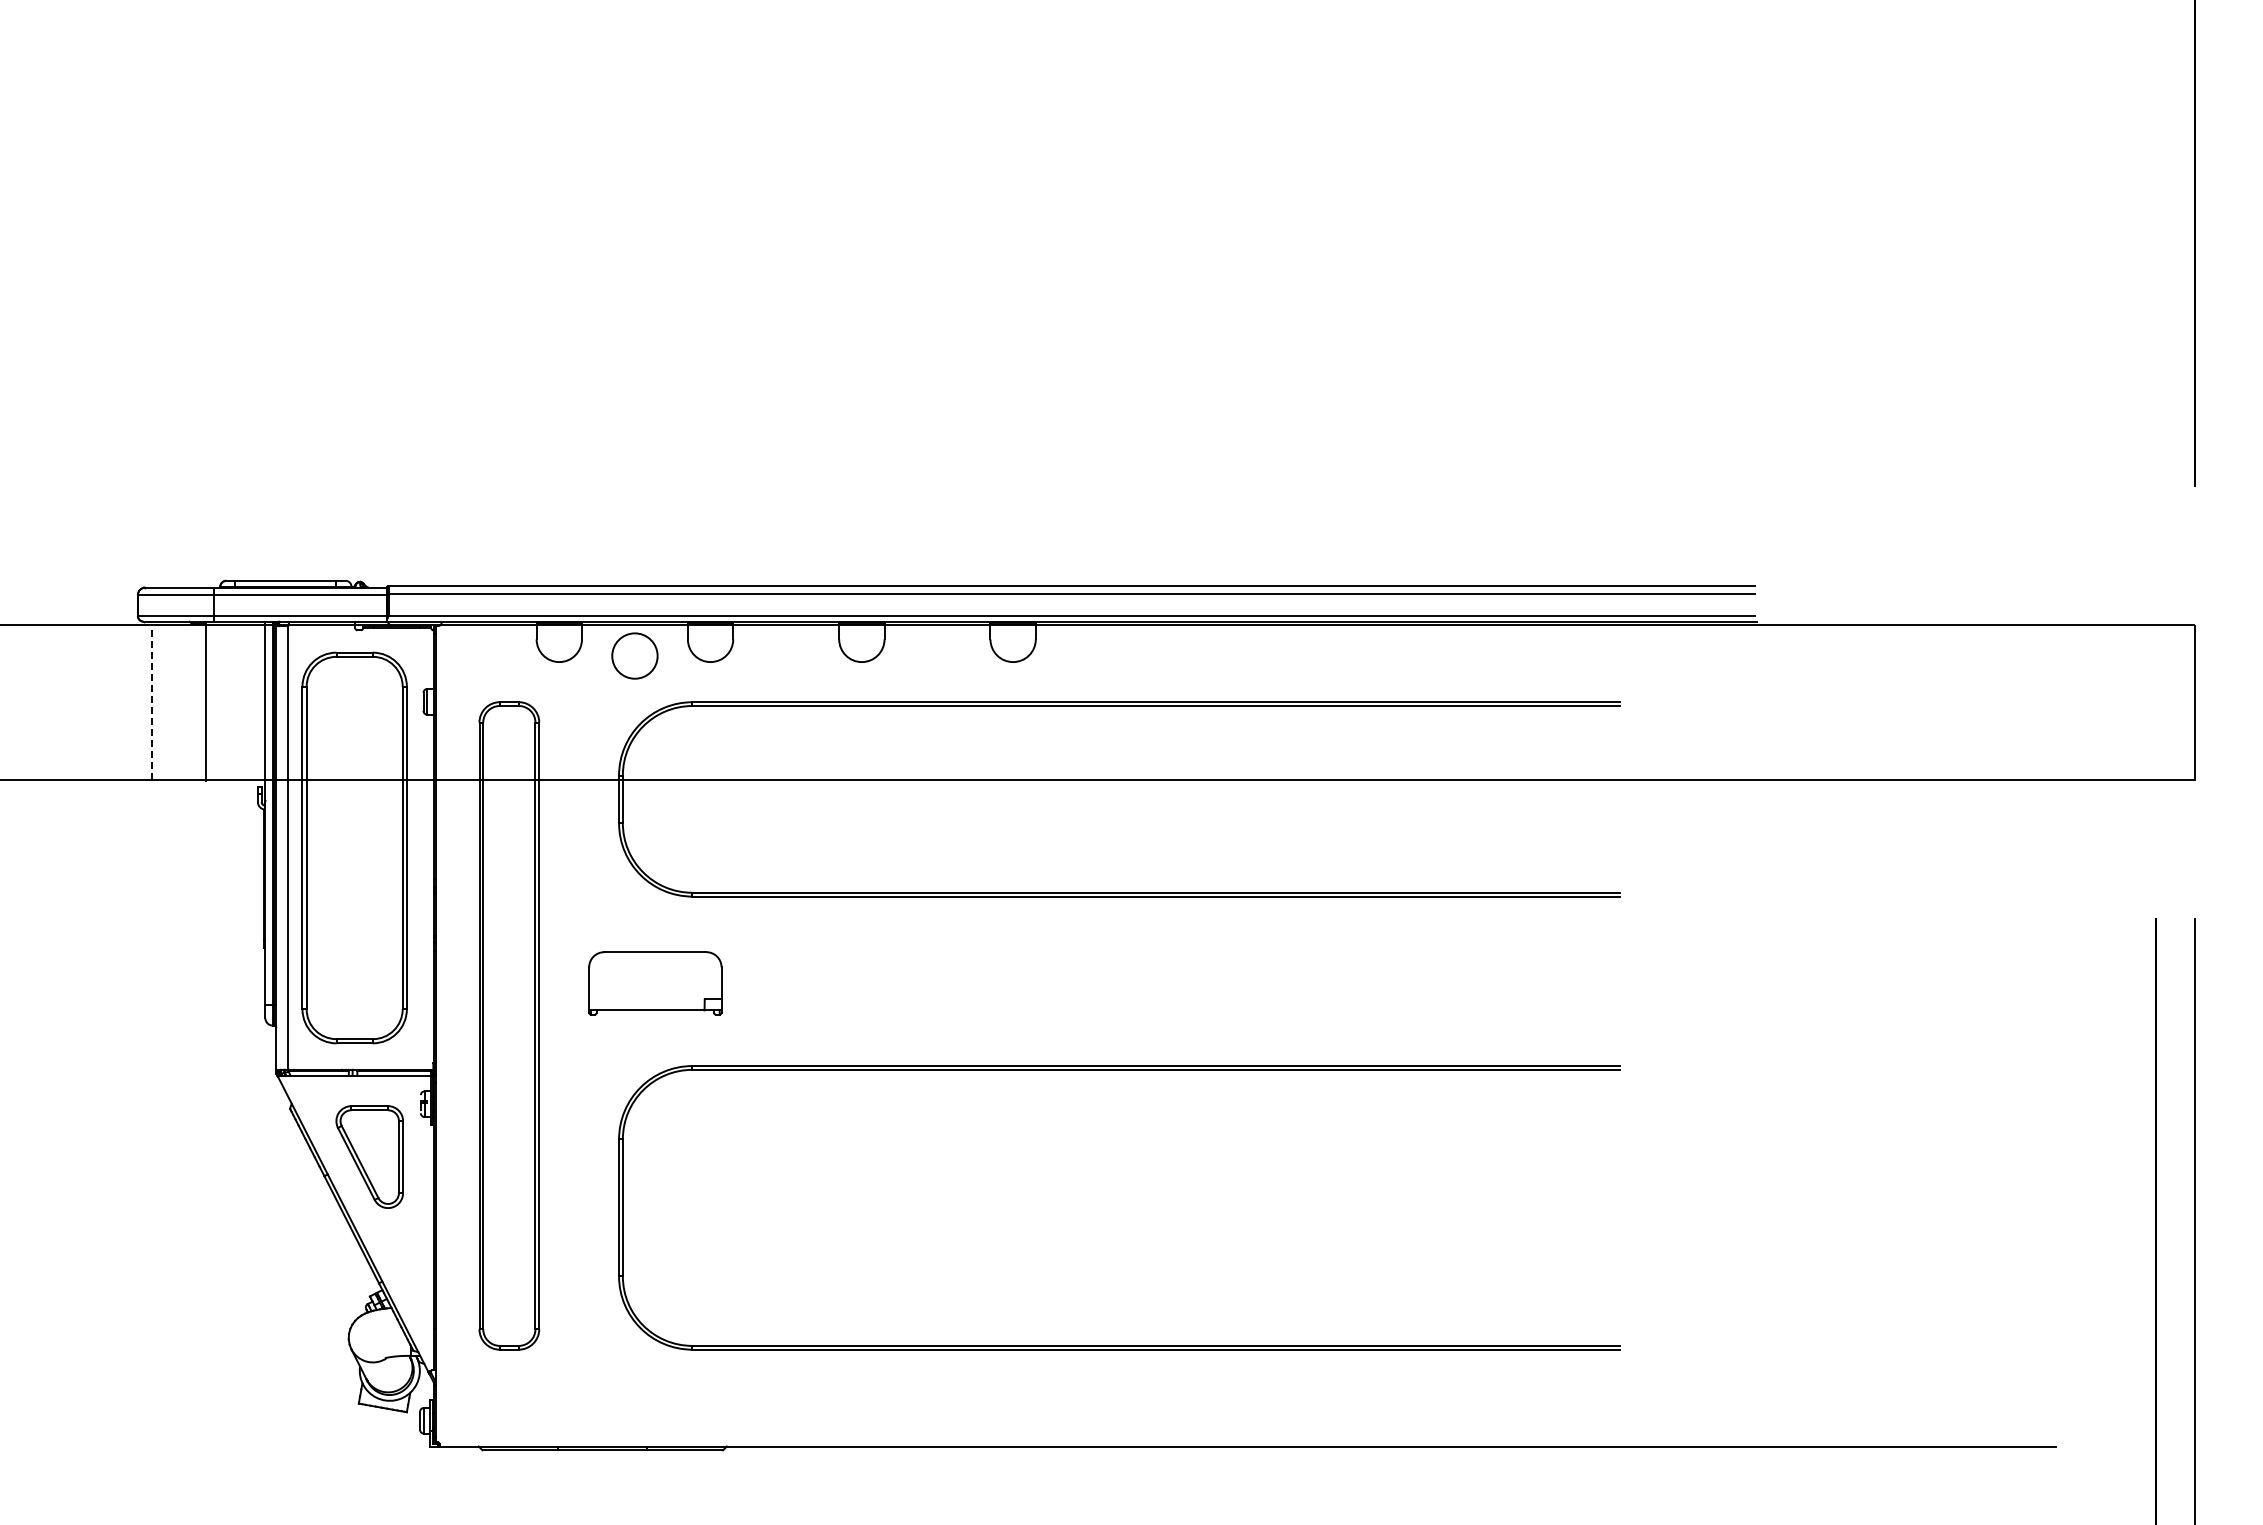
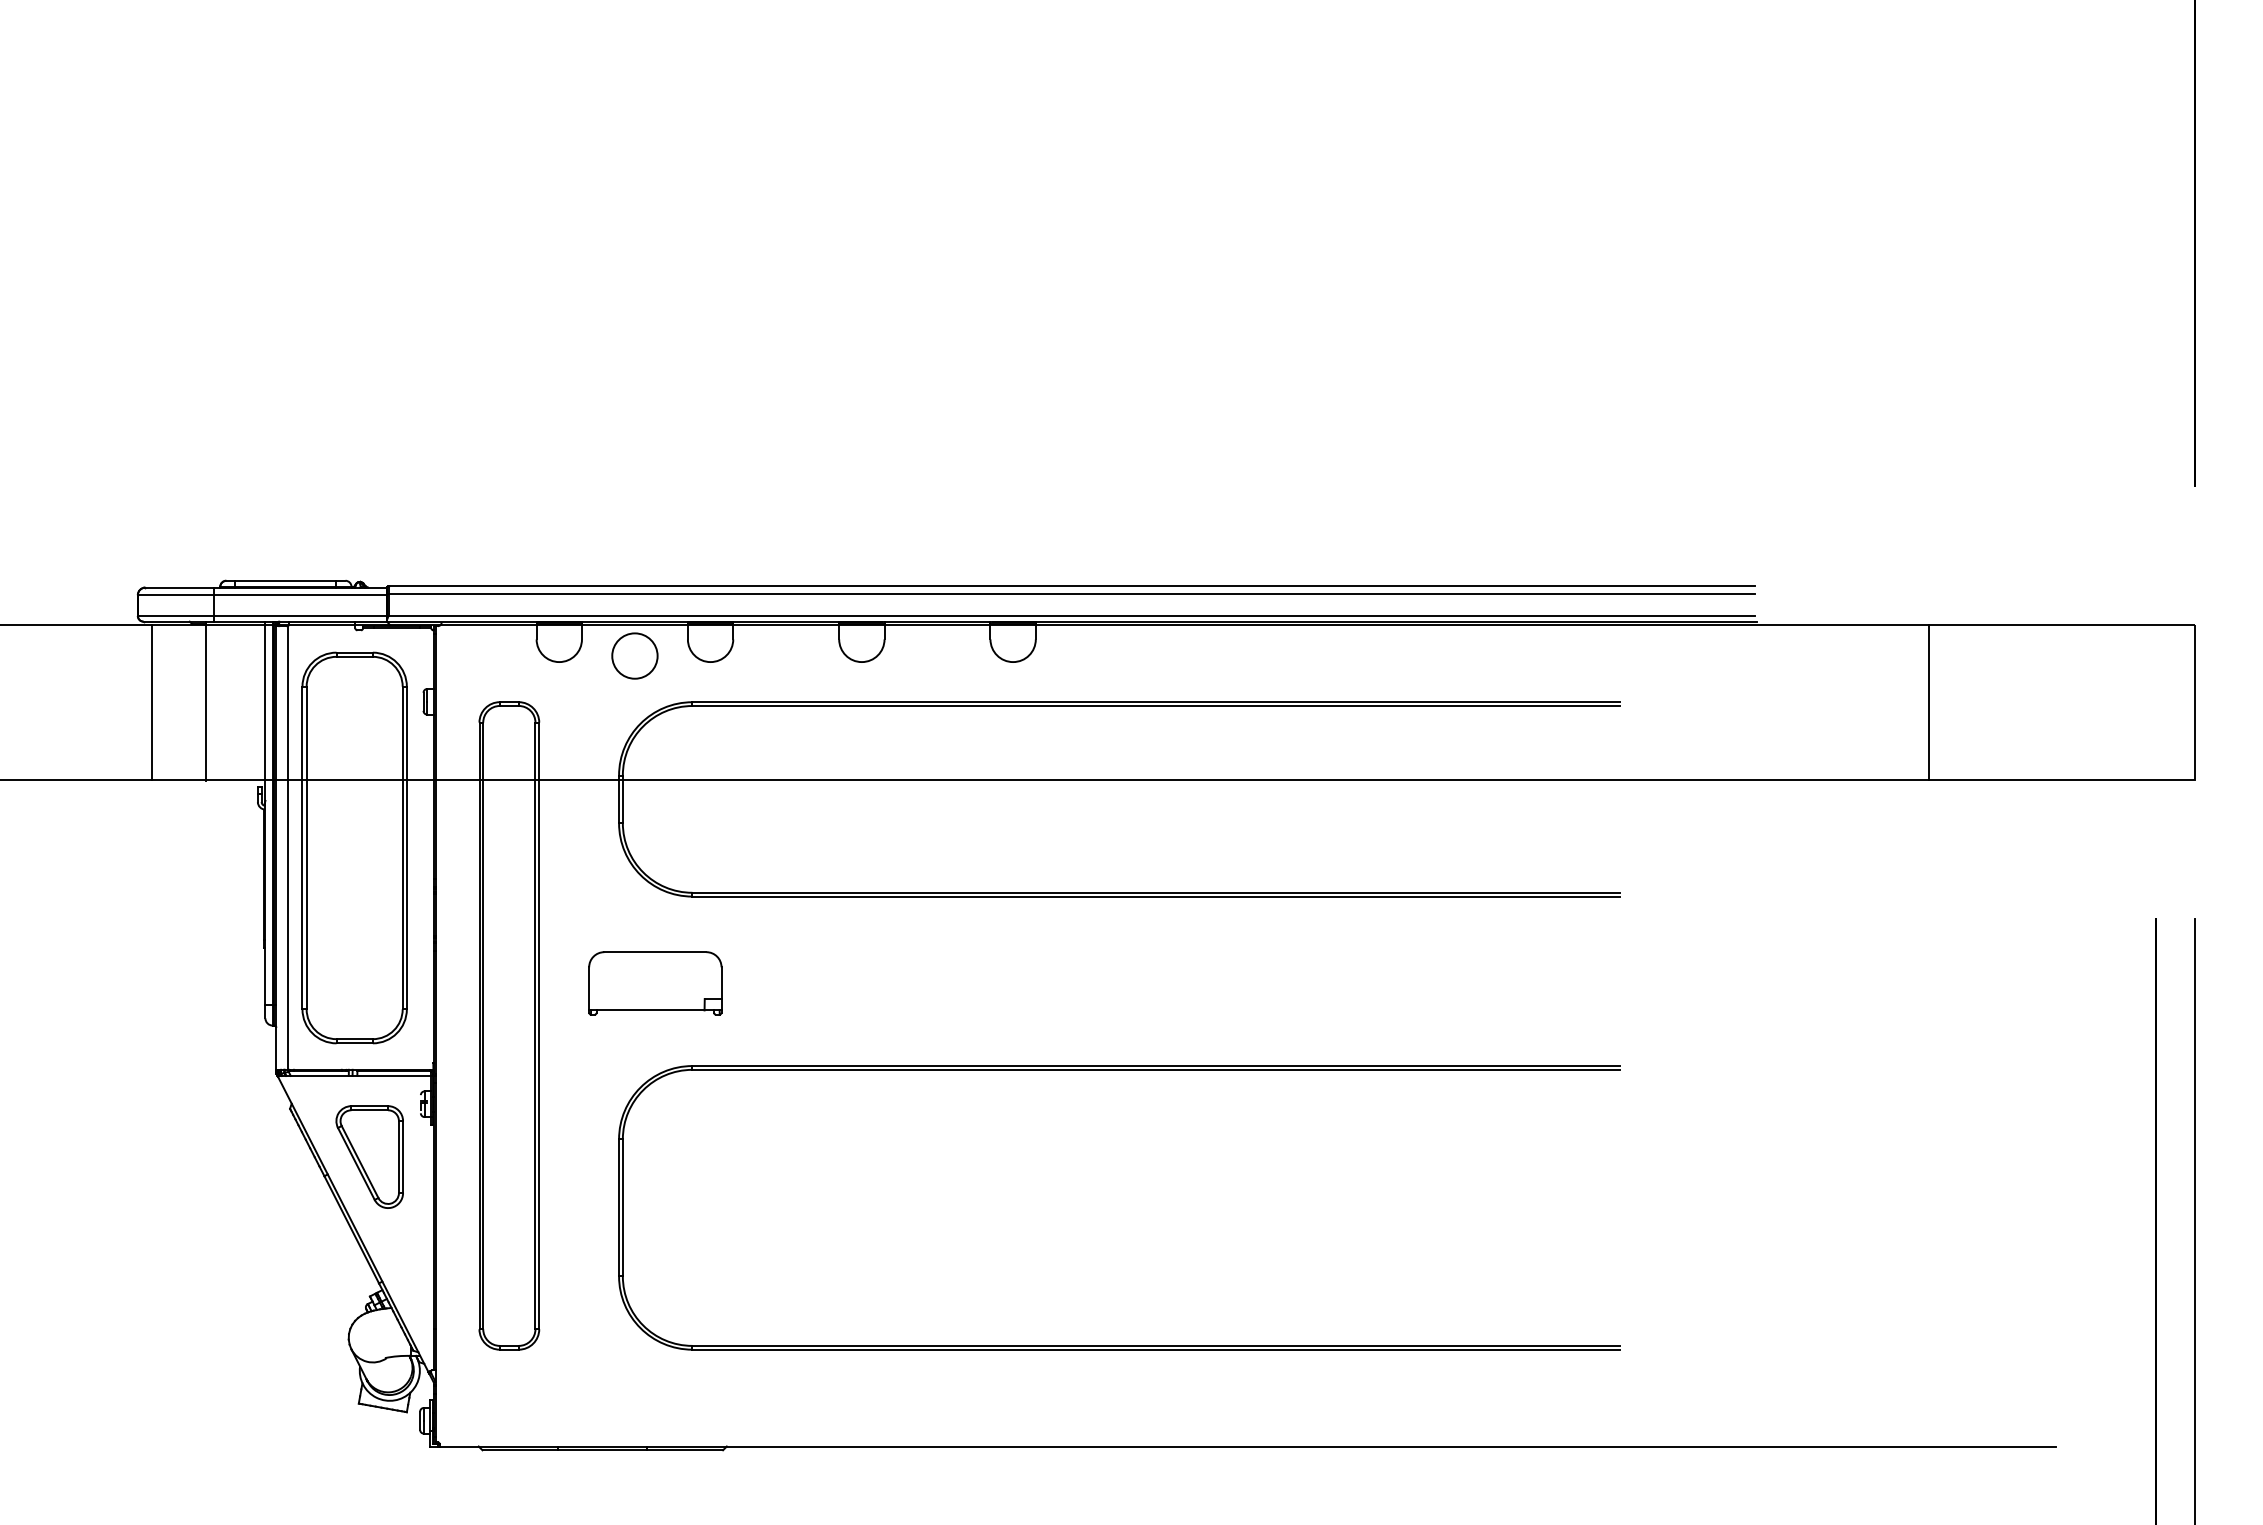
line: dashed -> solid (151, 701)
line: none -> present (1928, 702)
